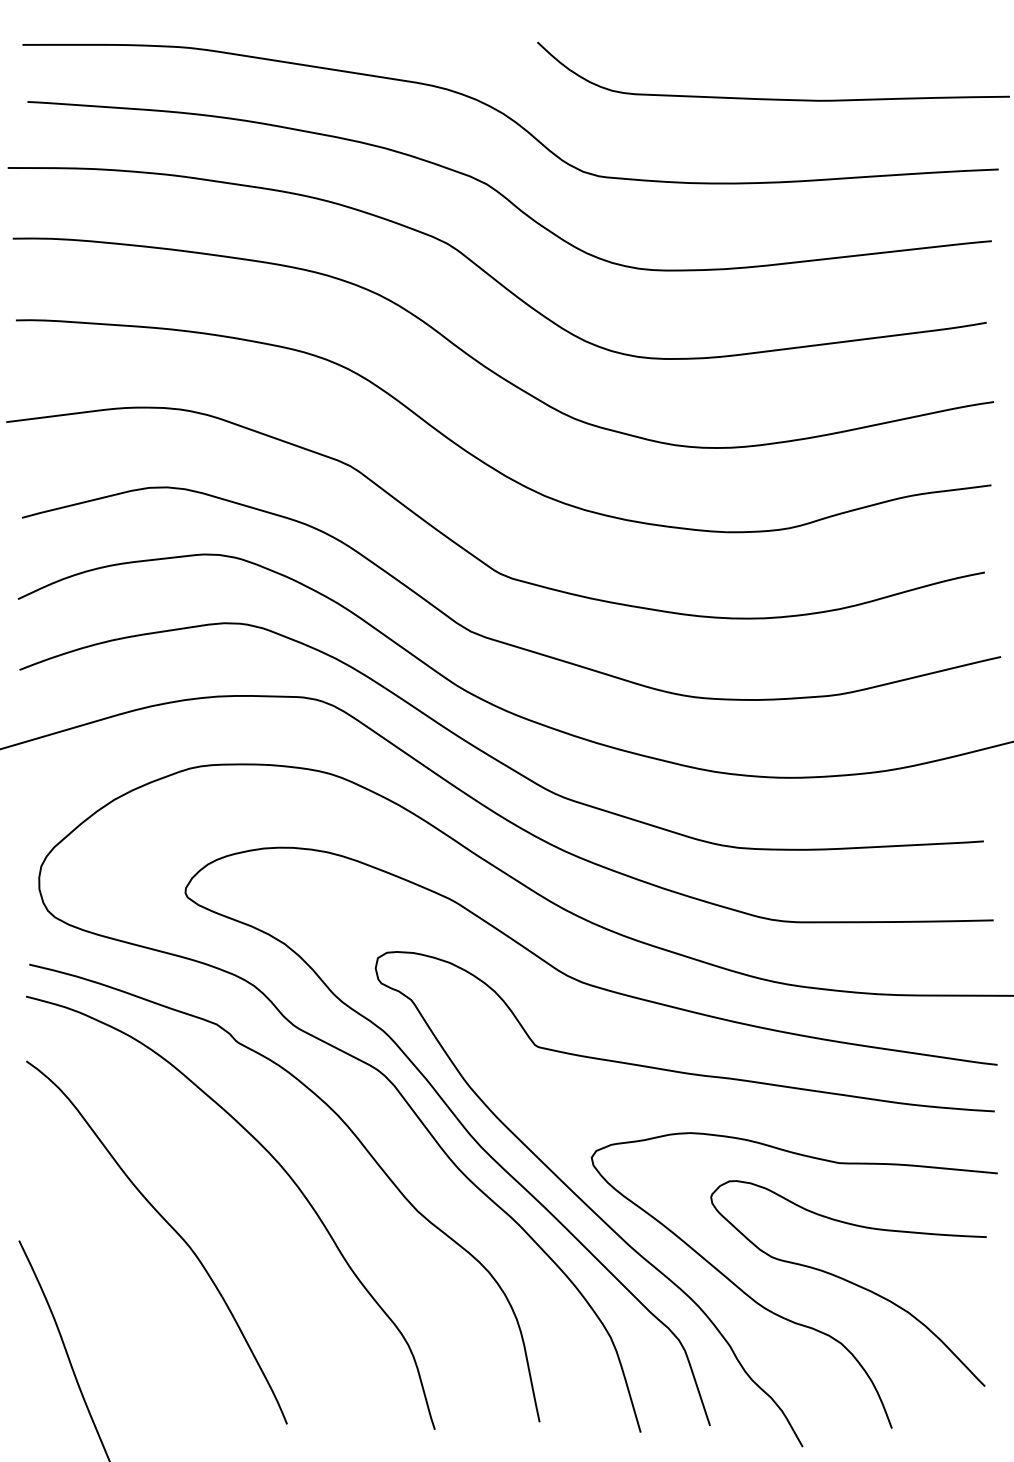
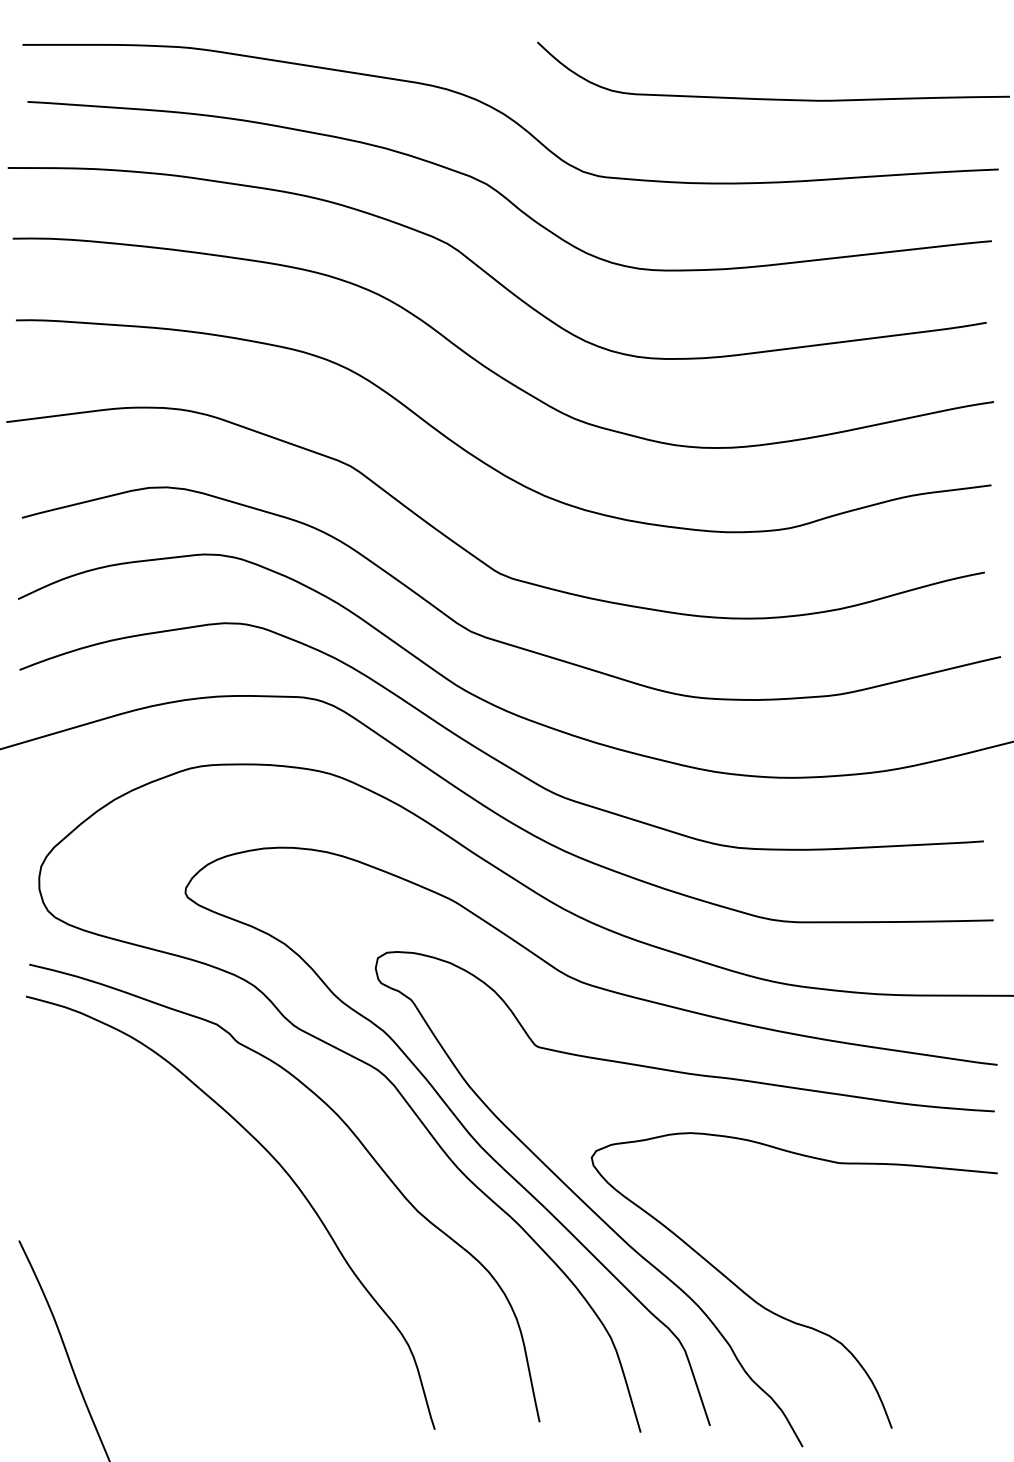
curve: present -> none (170, 1227)
curve: present -> none (848, 1282)
